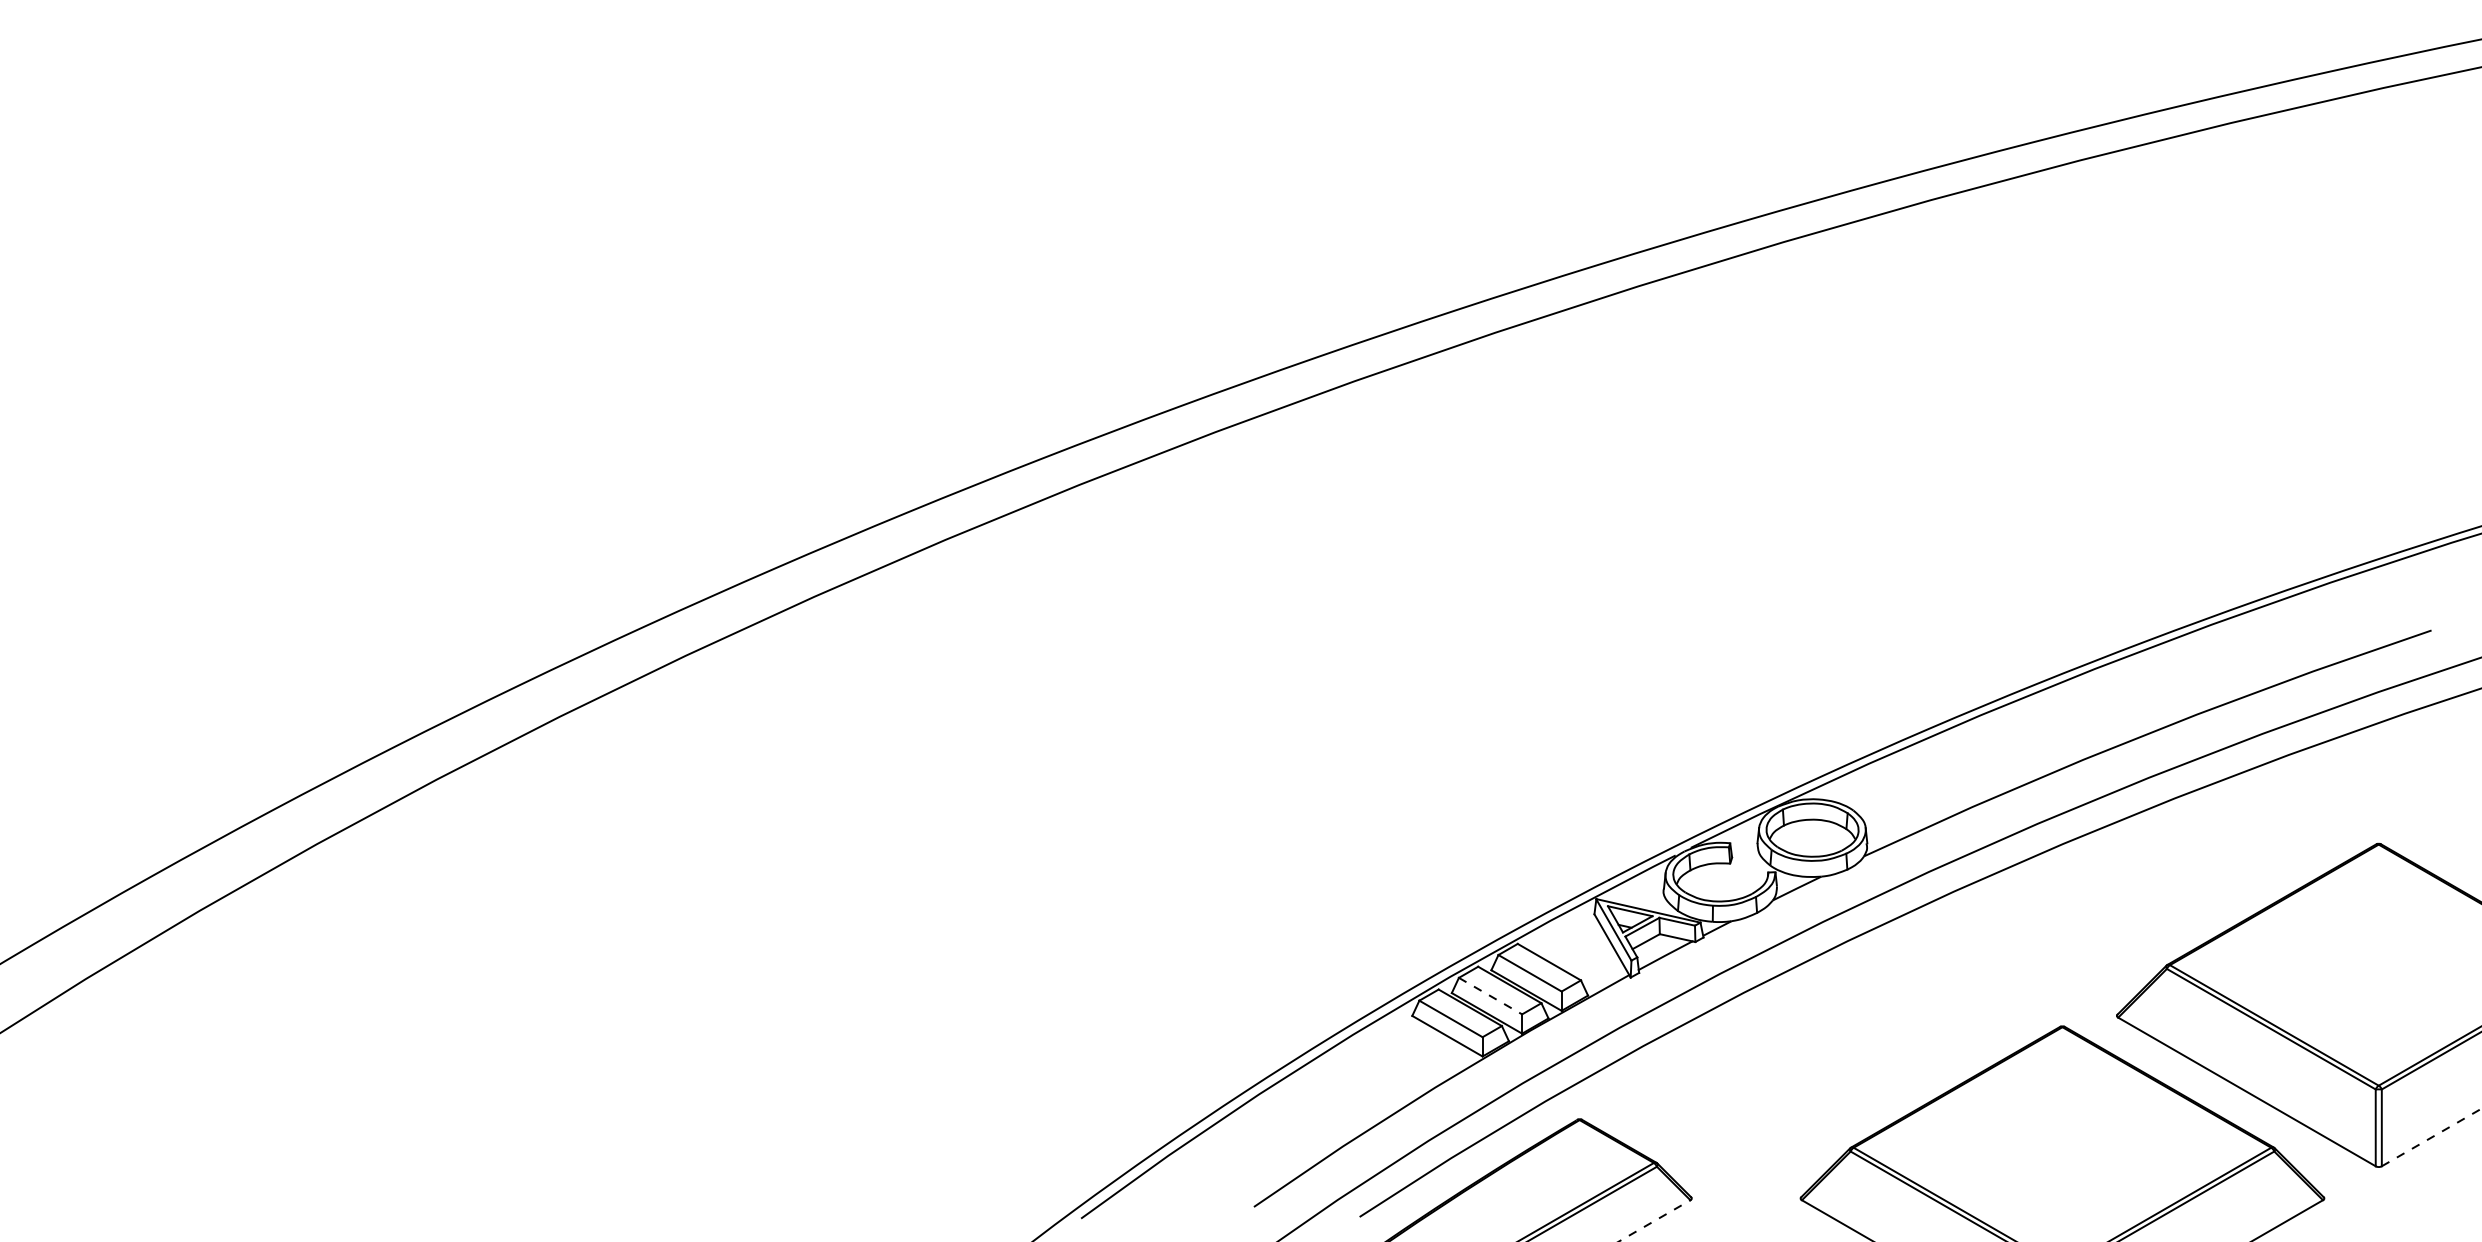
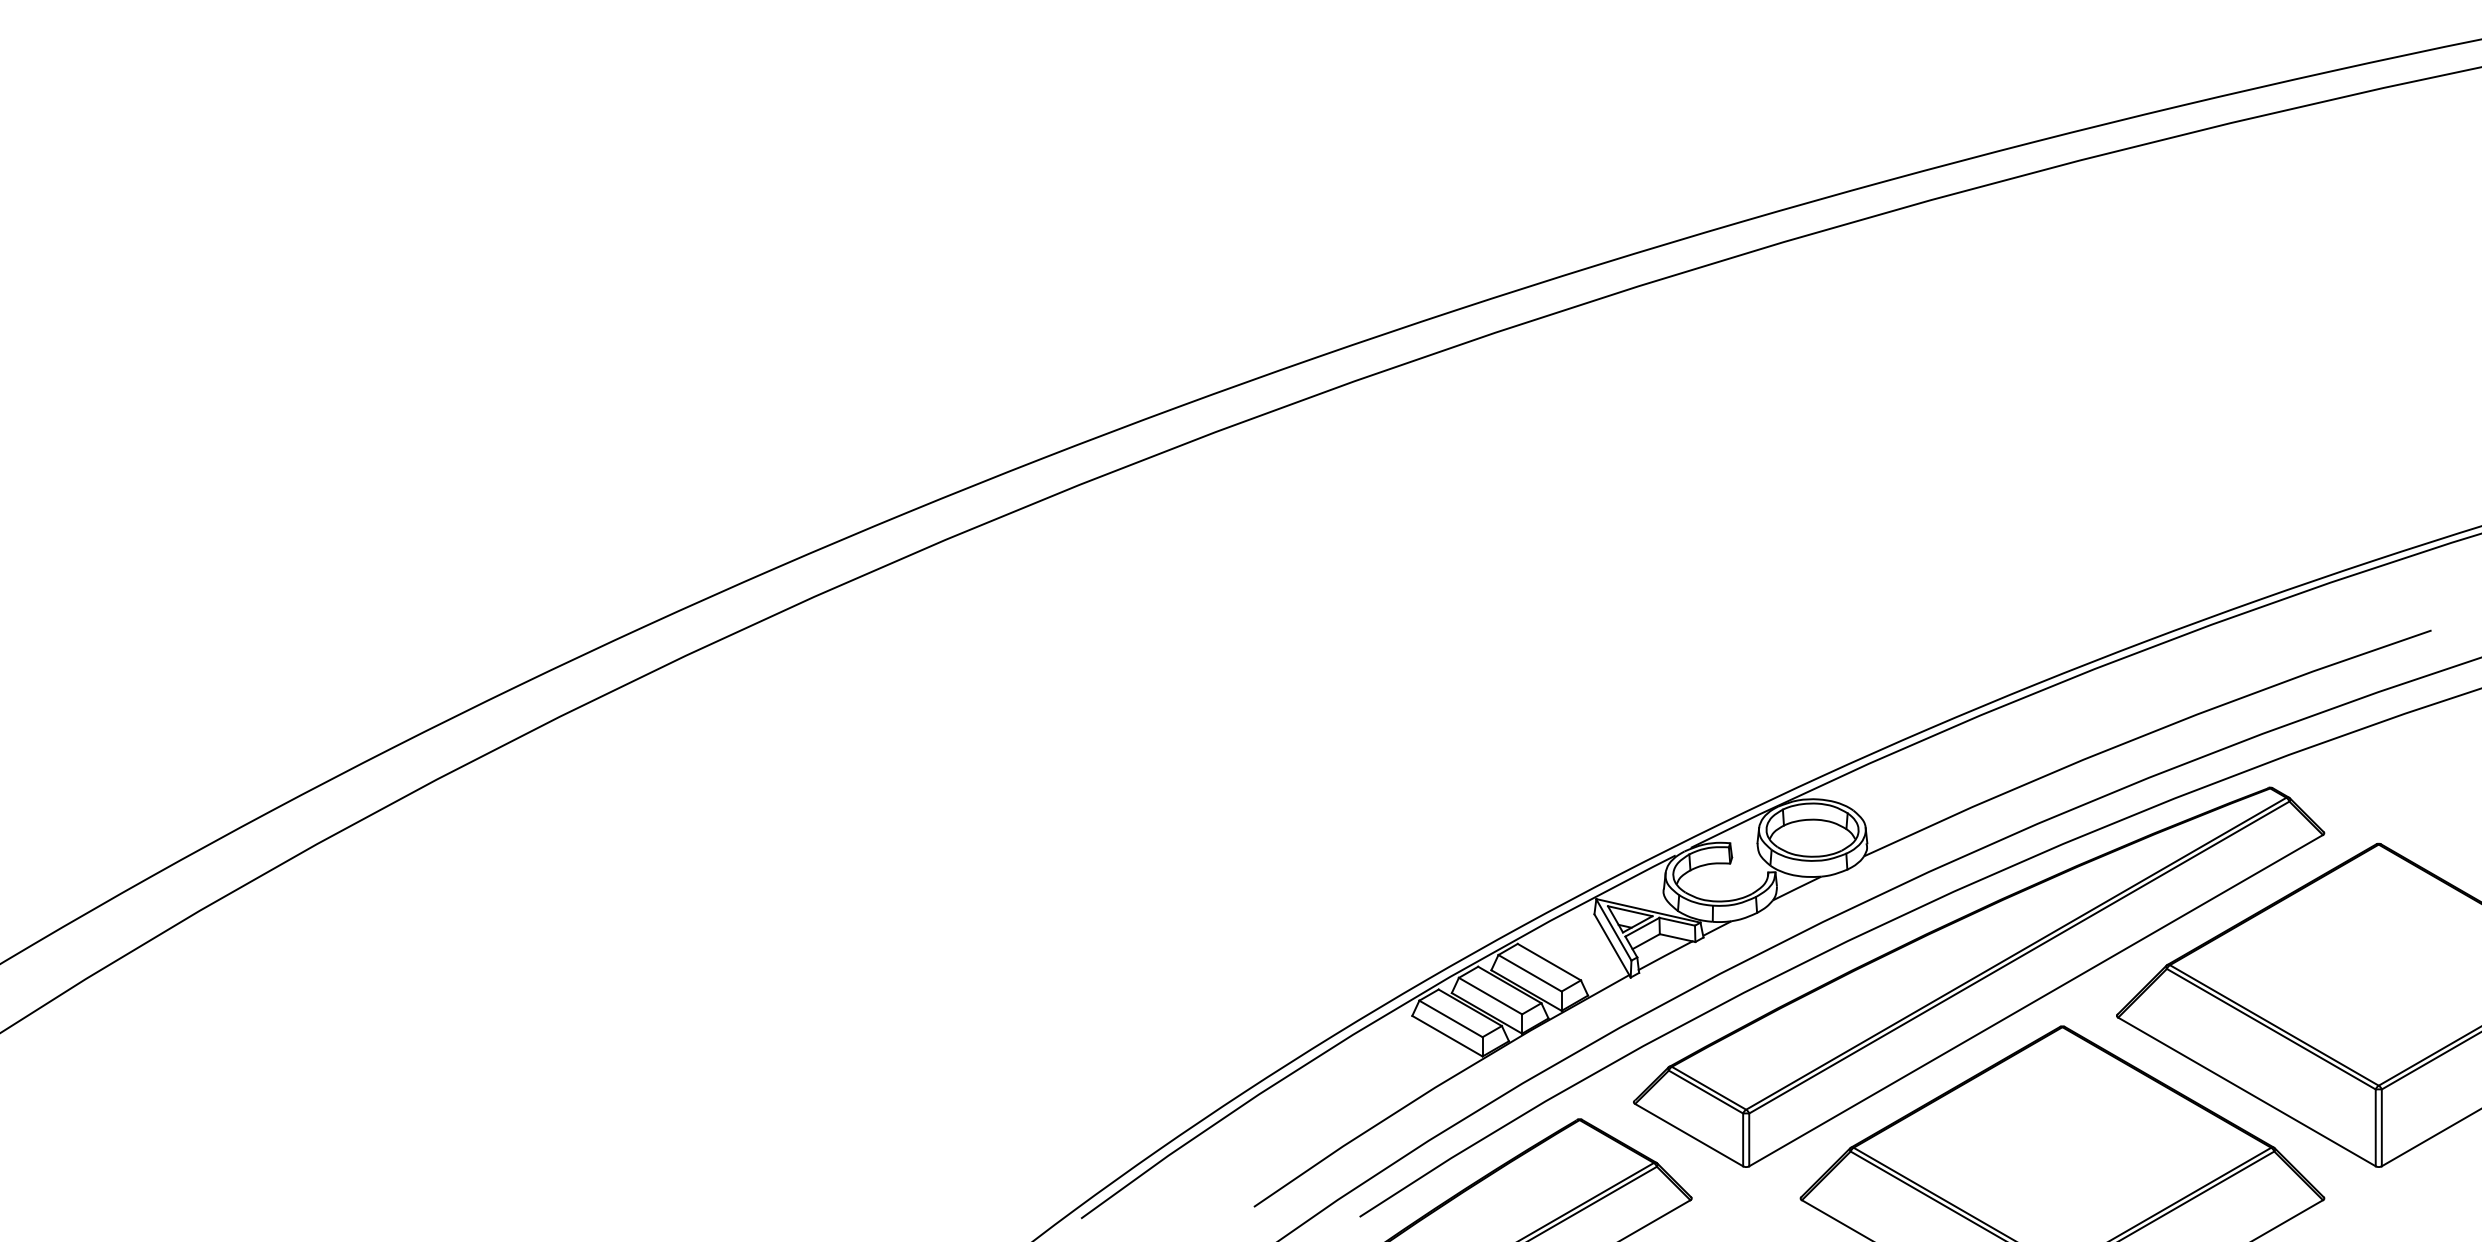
part: none -> present (1979, 976)
line: dashed -> solid (1490, 996)
line: dashed -> solid (2431, 1137)
line: dashed -> solid (1654, 1220)
